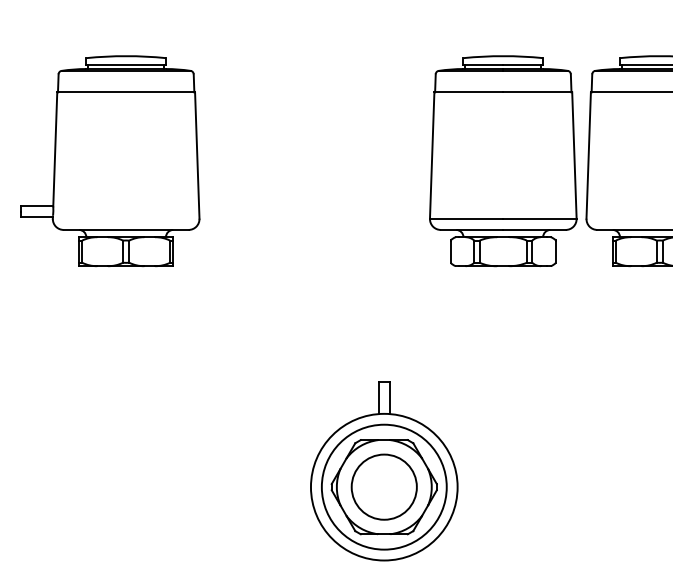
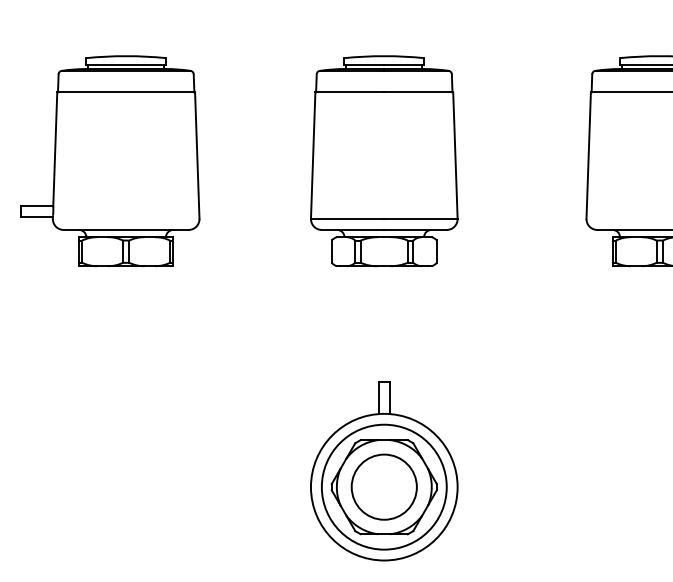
part position: (503, 161) -> (384, 161) (384, 161)
